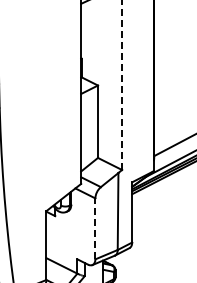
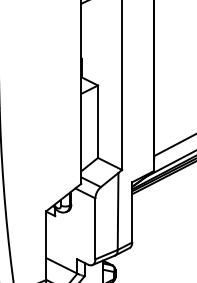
line: dashed -> solid (122, 85)
line: dashed -> solid (95, 228)
